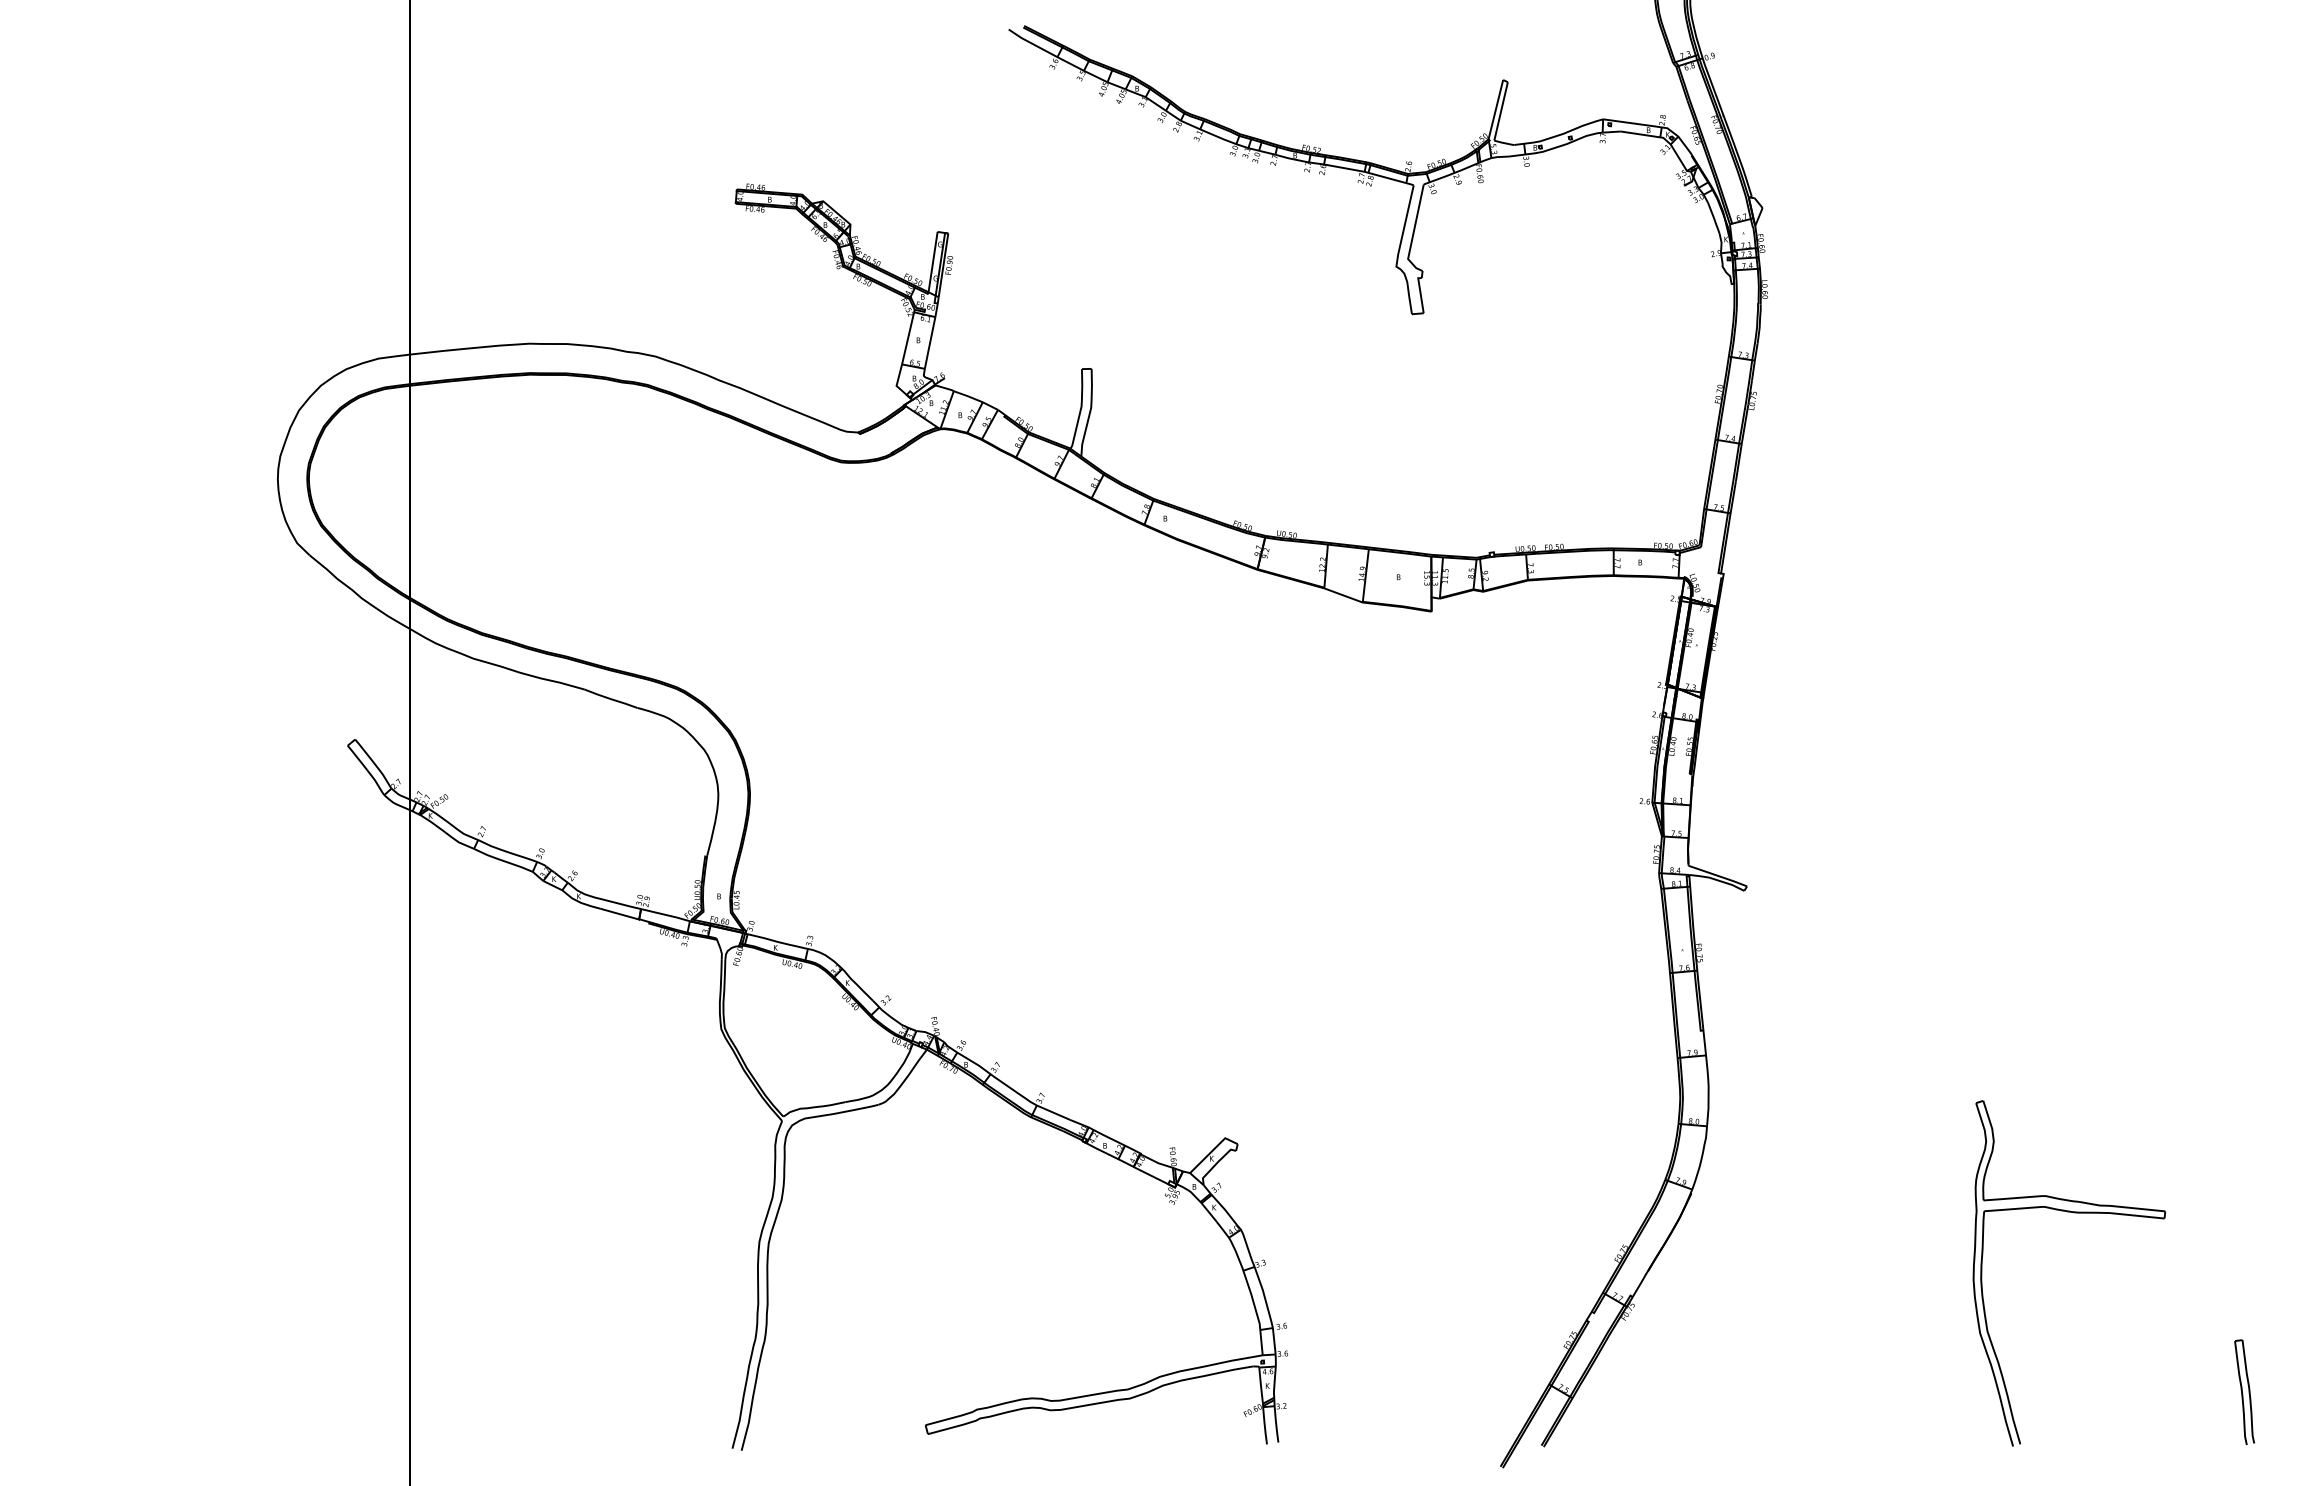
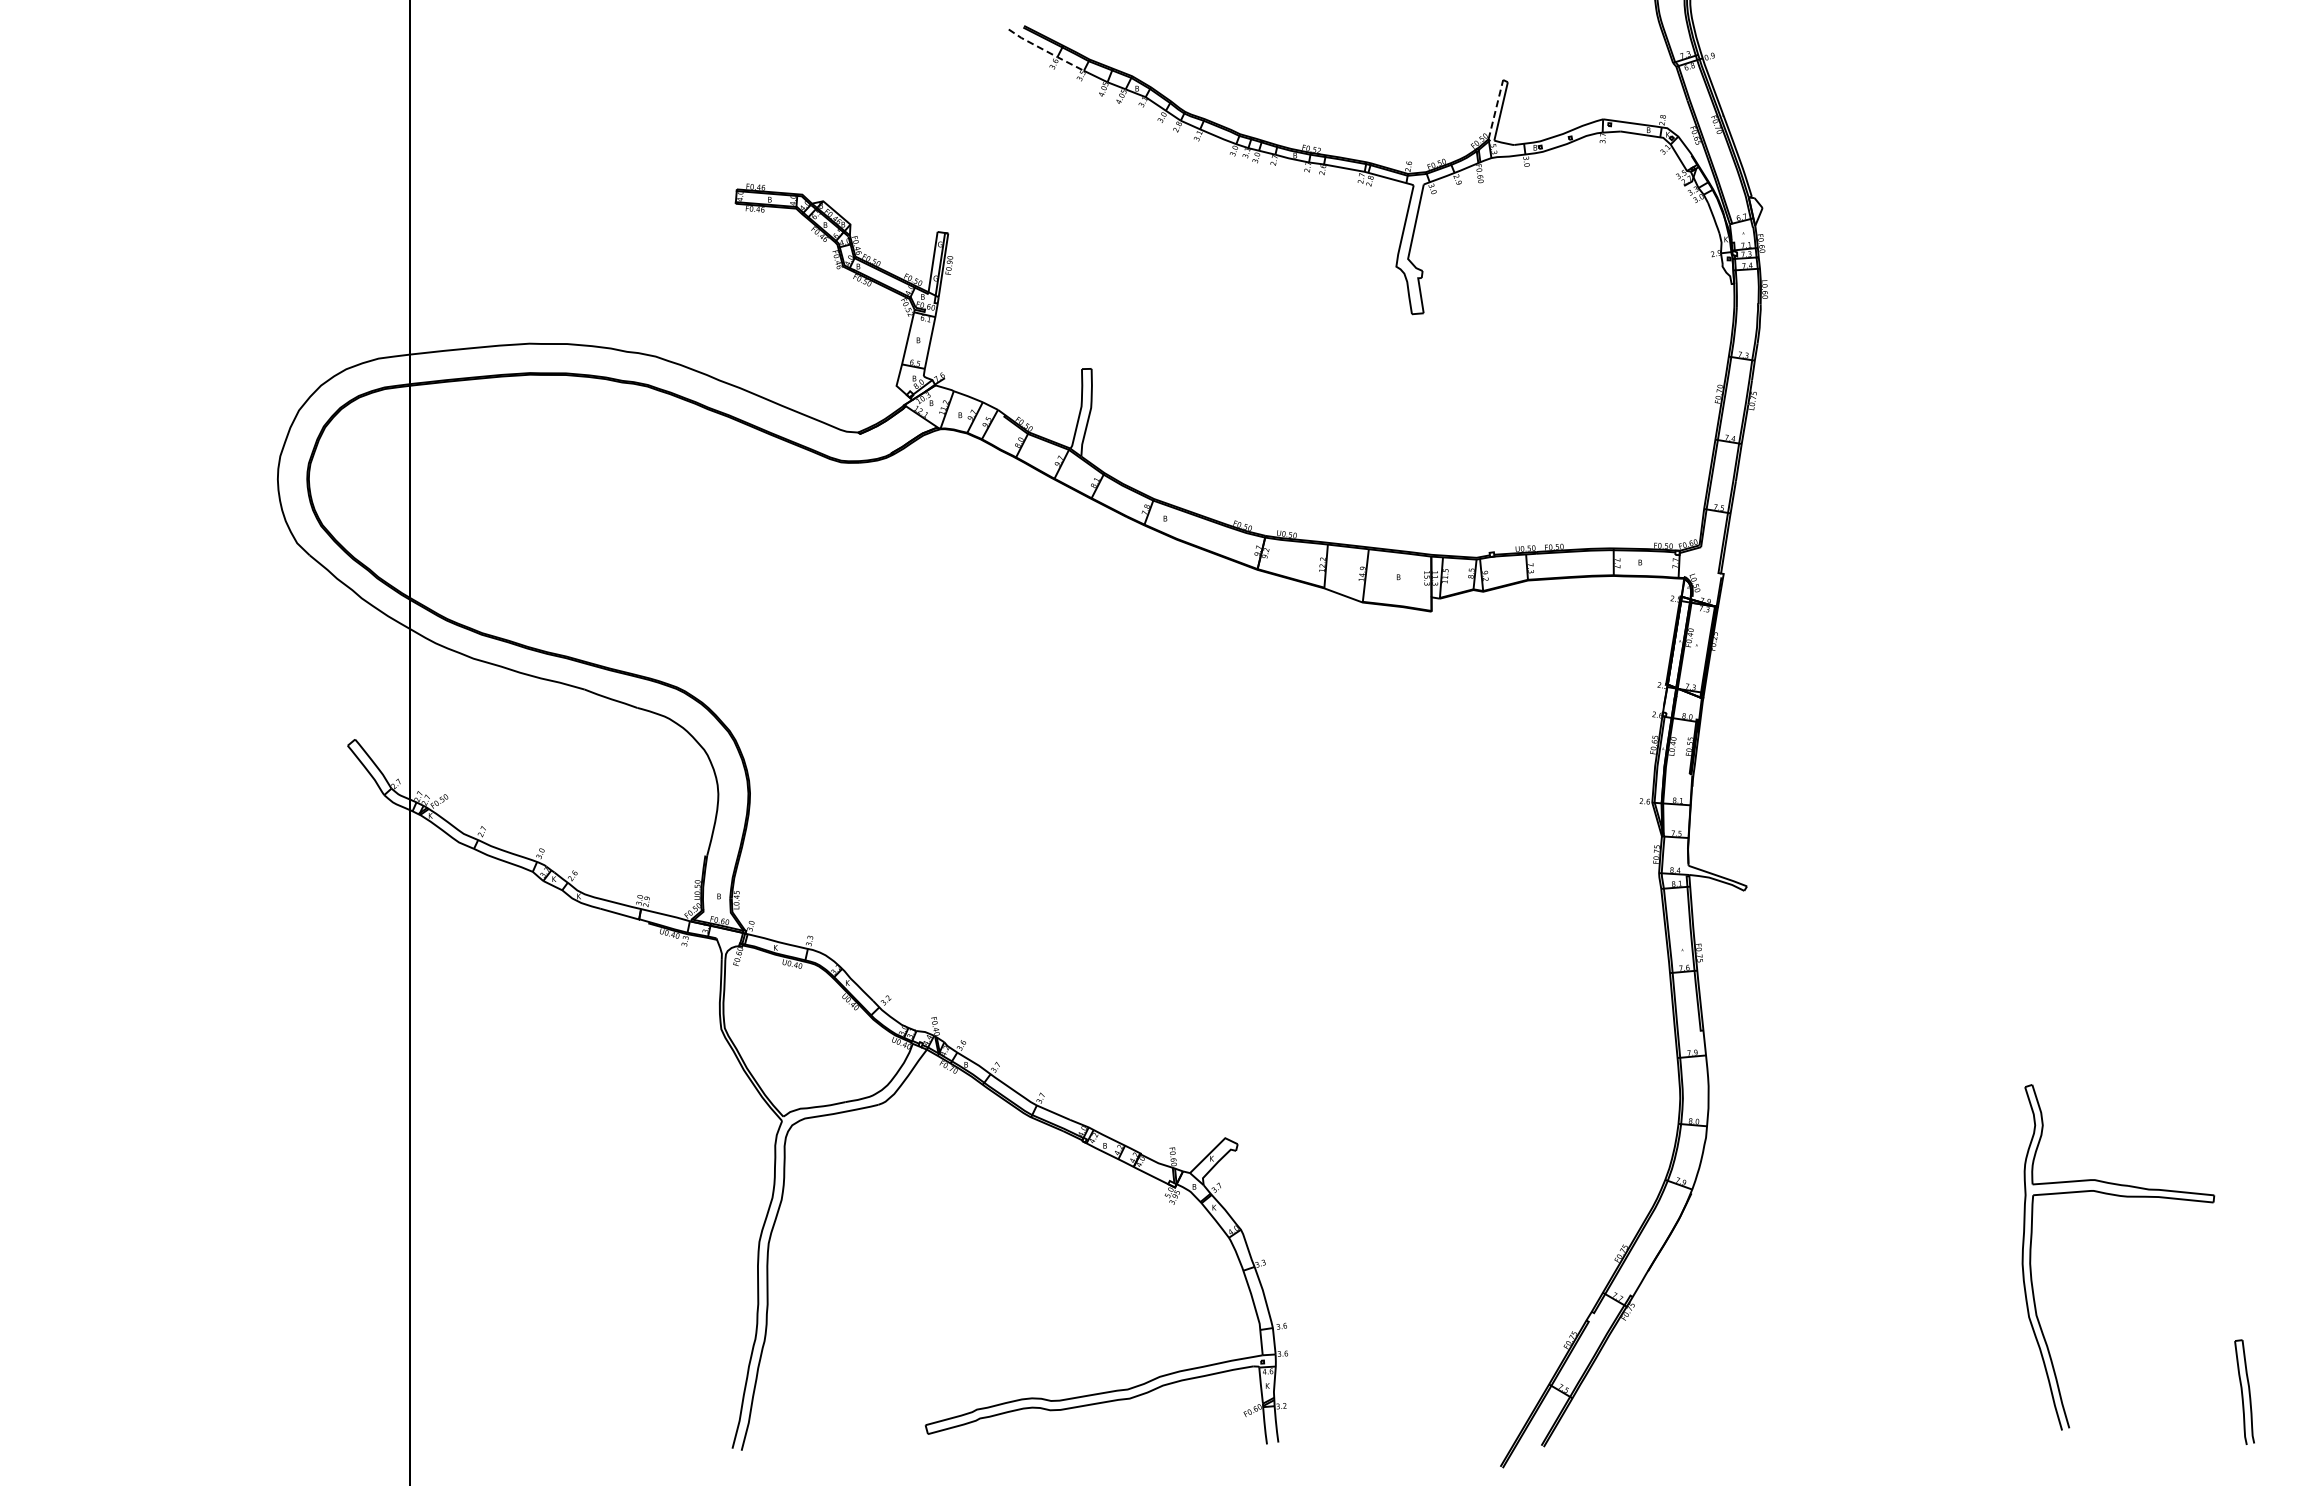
line: solid -> dashed (1046, 51)
line: solid -> dashed (1495, 109)
part position: (2073, 1213) -> (2122, 1197) (2122, 1197)
